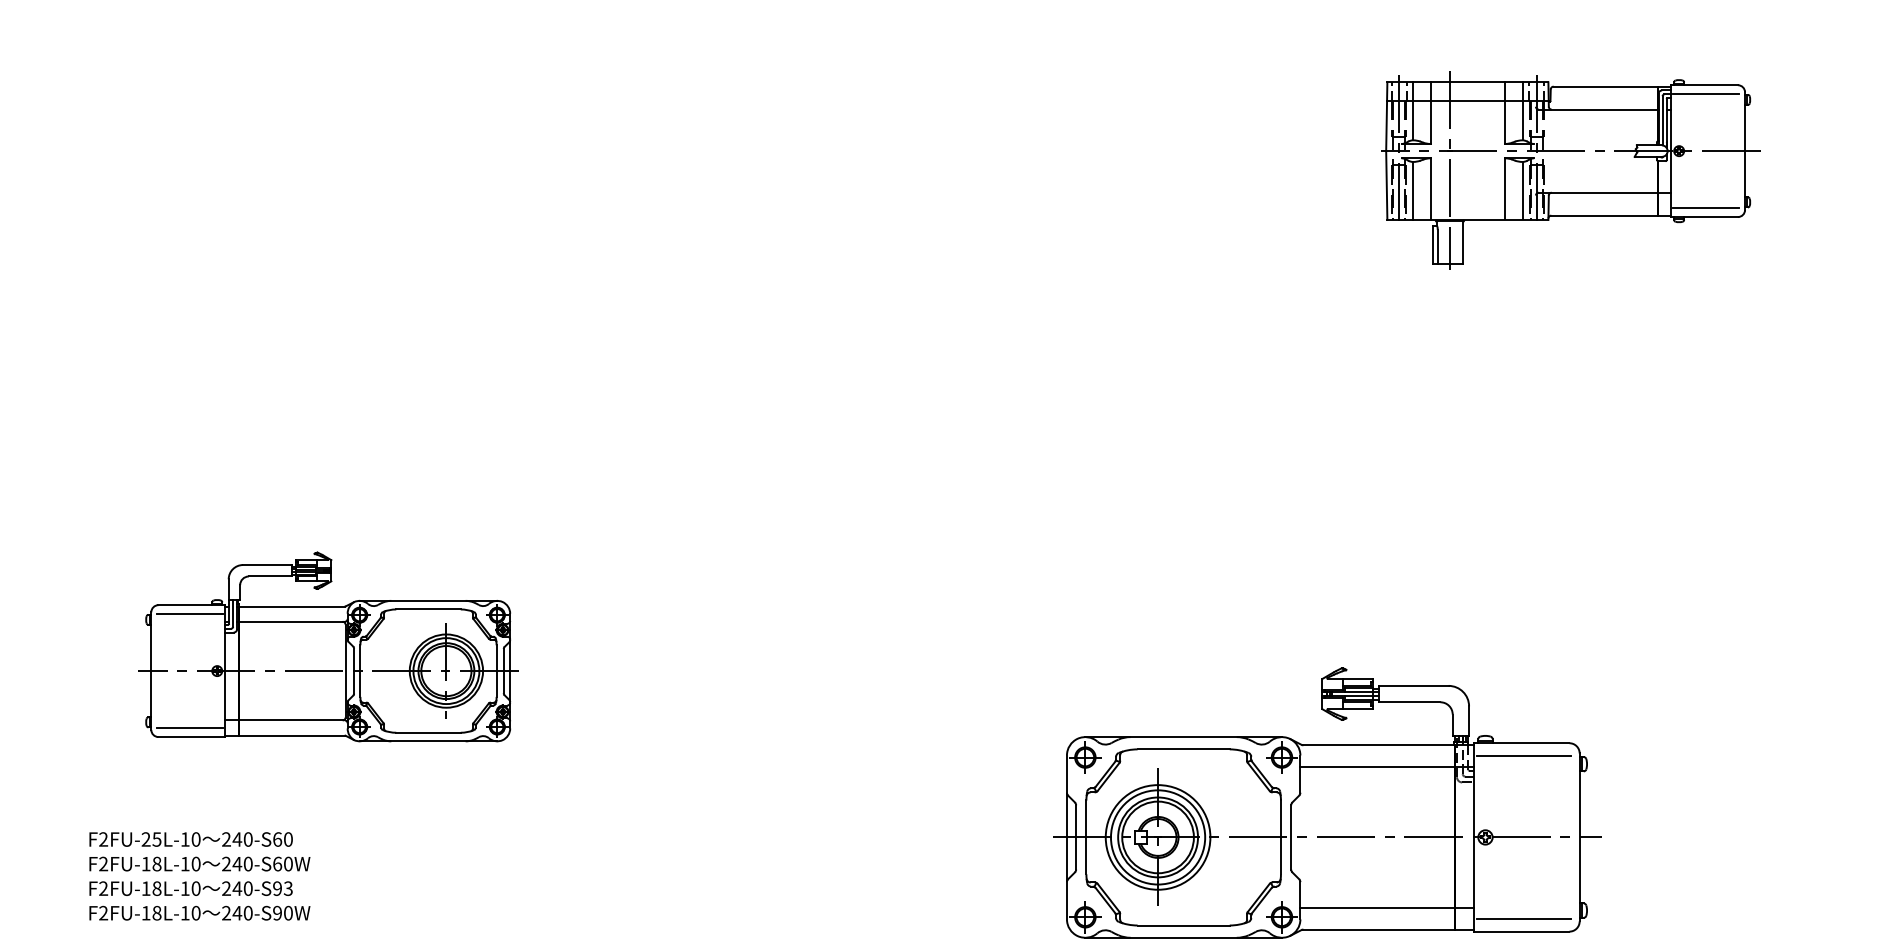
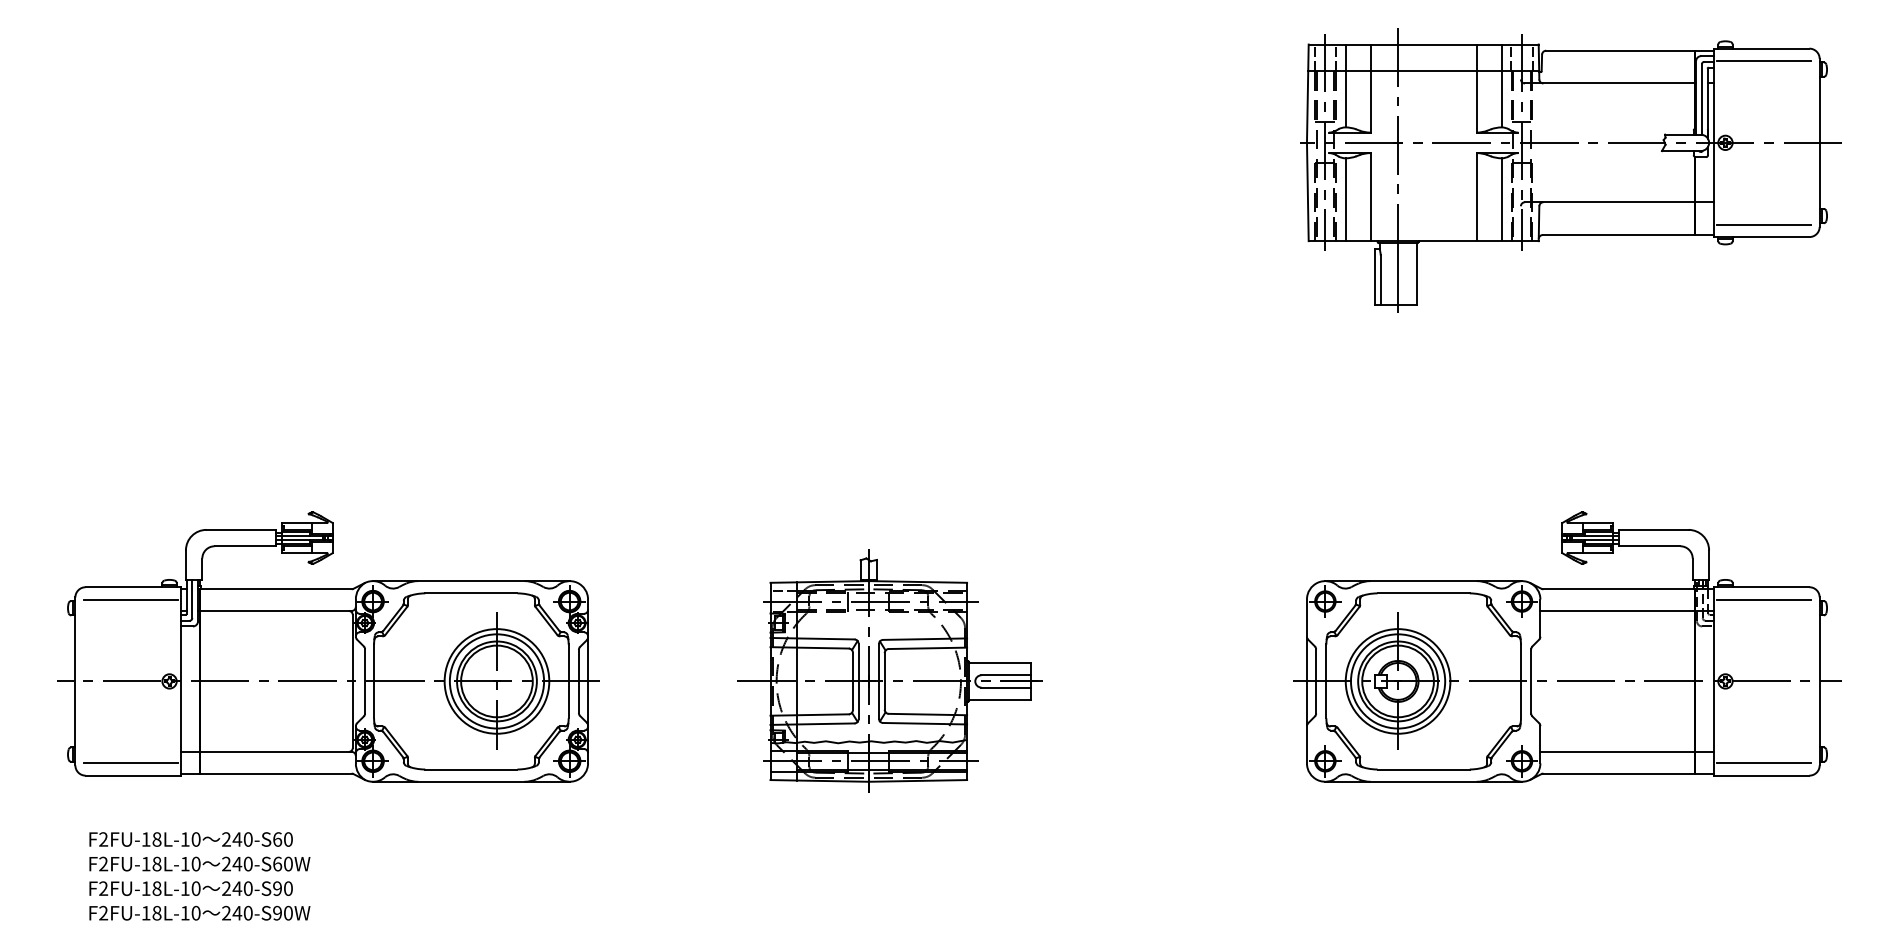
part size: 380x199 px -> 542x285 px (1570, 170)
part size: 381x192 px -> 543x272 px (328, 646)
part: none -> present (889, 670)
part position: (1327, 802) -> (1567, 646) (1567, 646)
text: F2FU-25L-10 -> F2FU-18L-10 (151, 839)
text: 240-S93 -> 240-S90 (287, 888)
